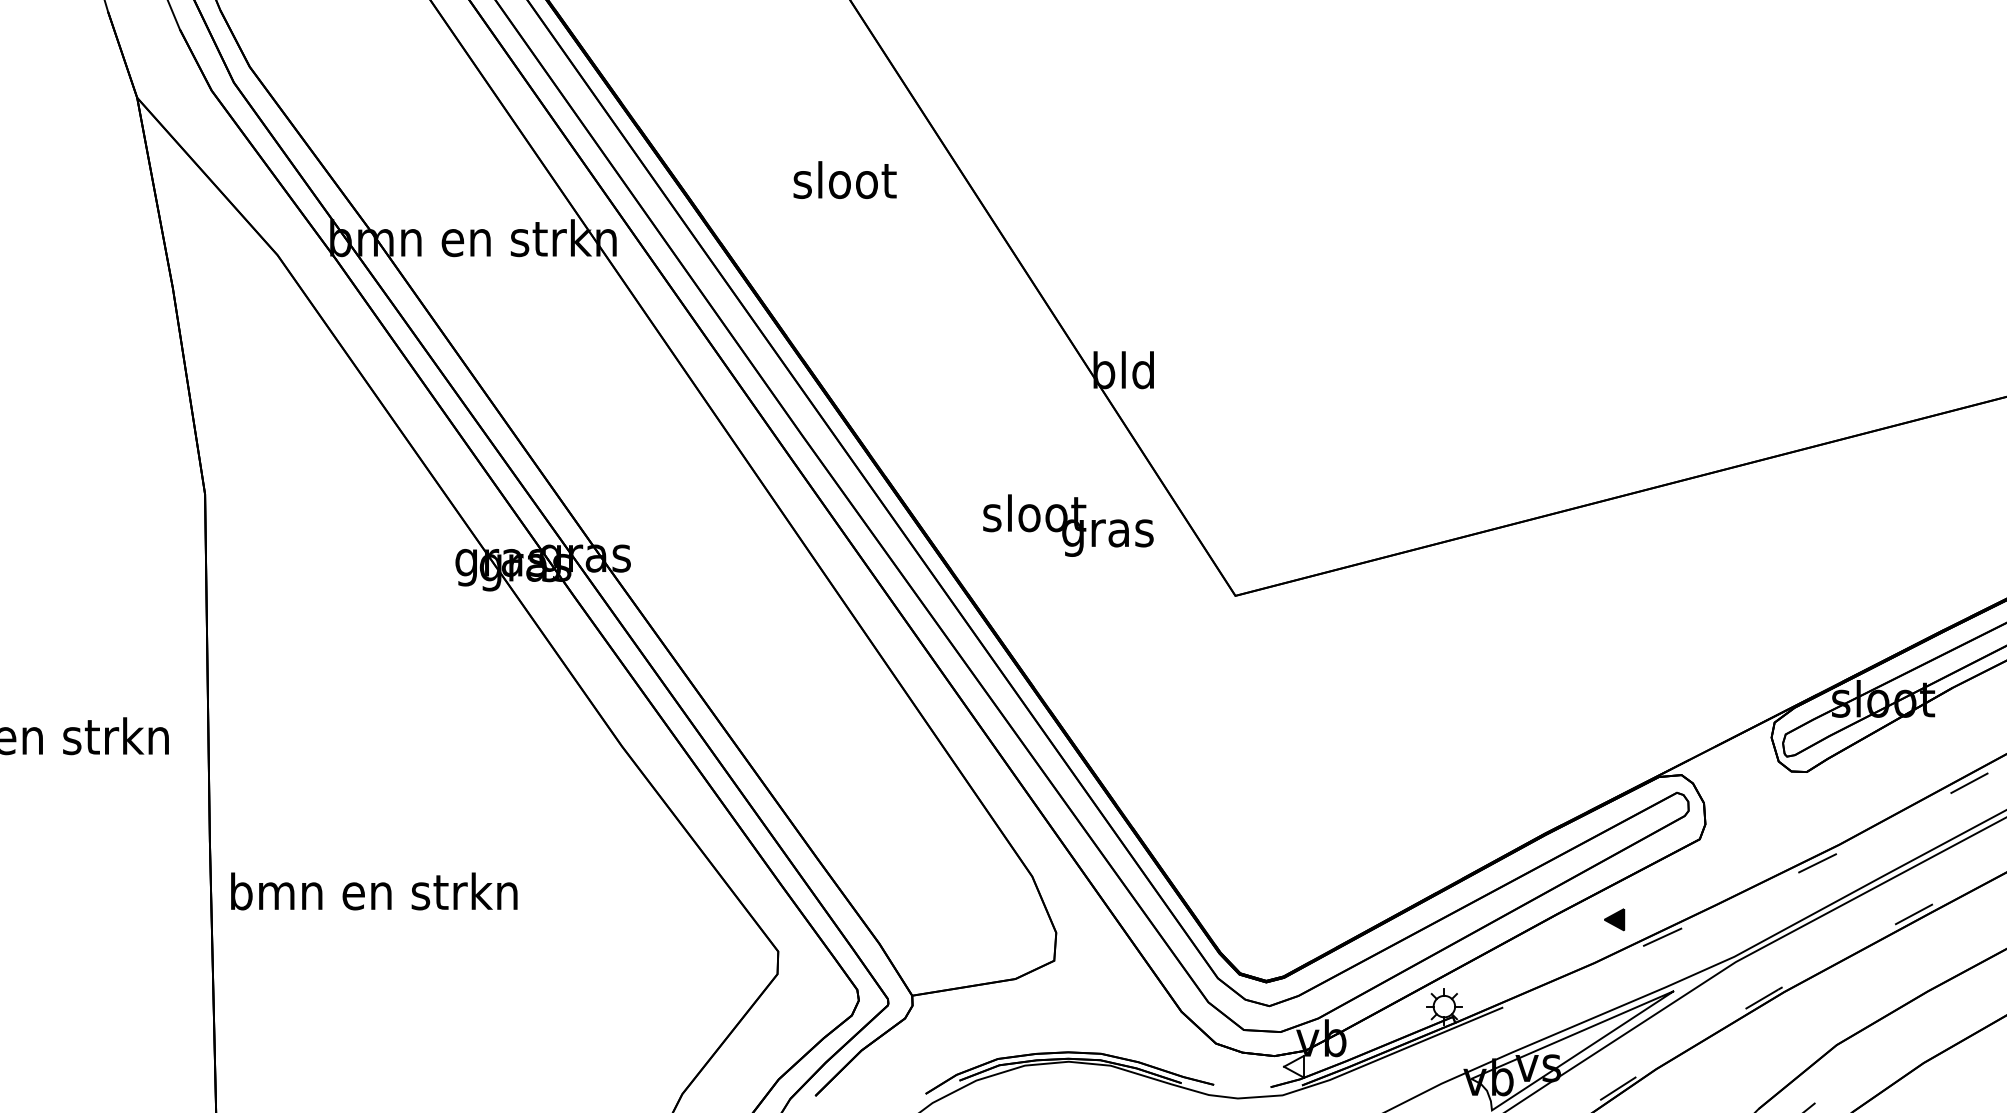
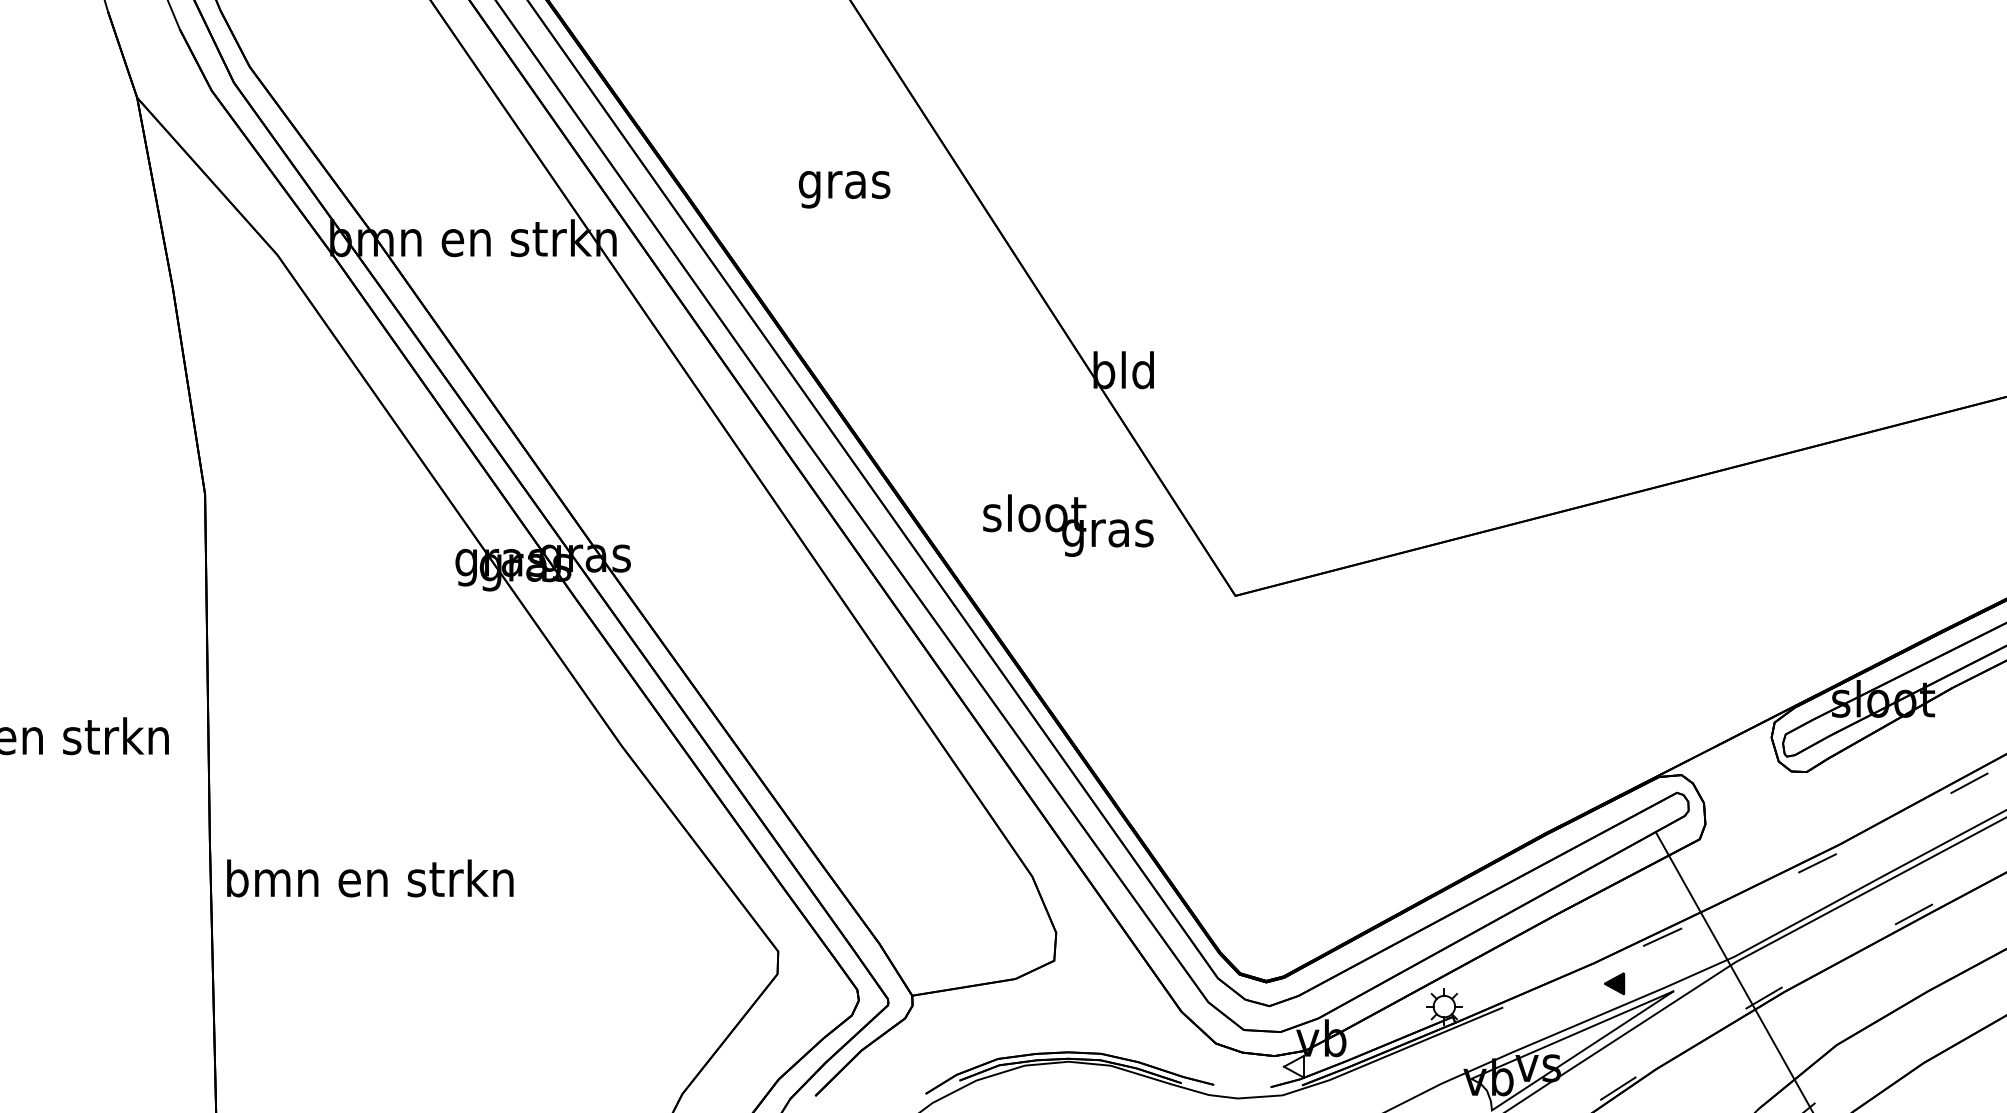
text: sloot -> gras (844, 184)
text position: (374, 891) -> (370, 878) (370, 878)
part position: (1614, 919) -> (1614, 983) (1614, 983)
line: none -> present (1733, 970)
